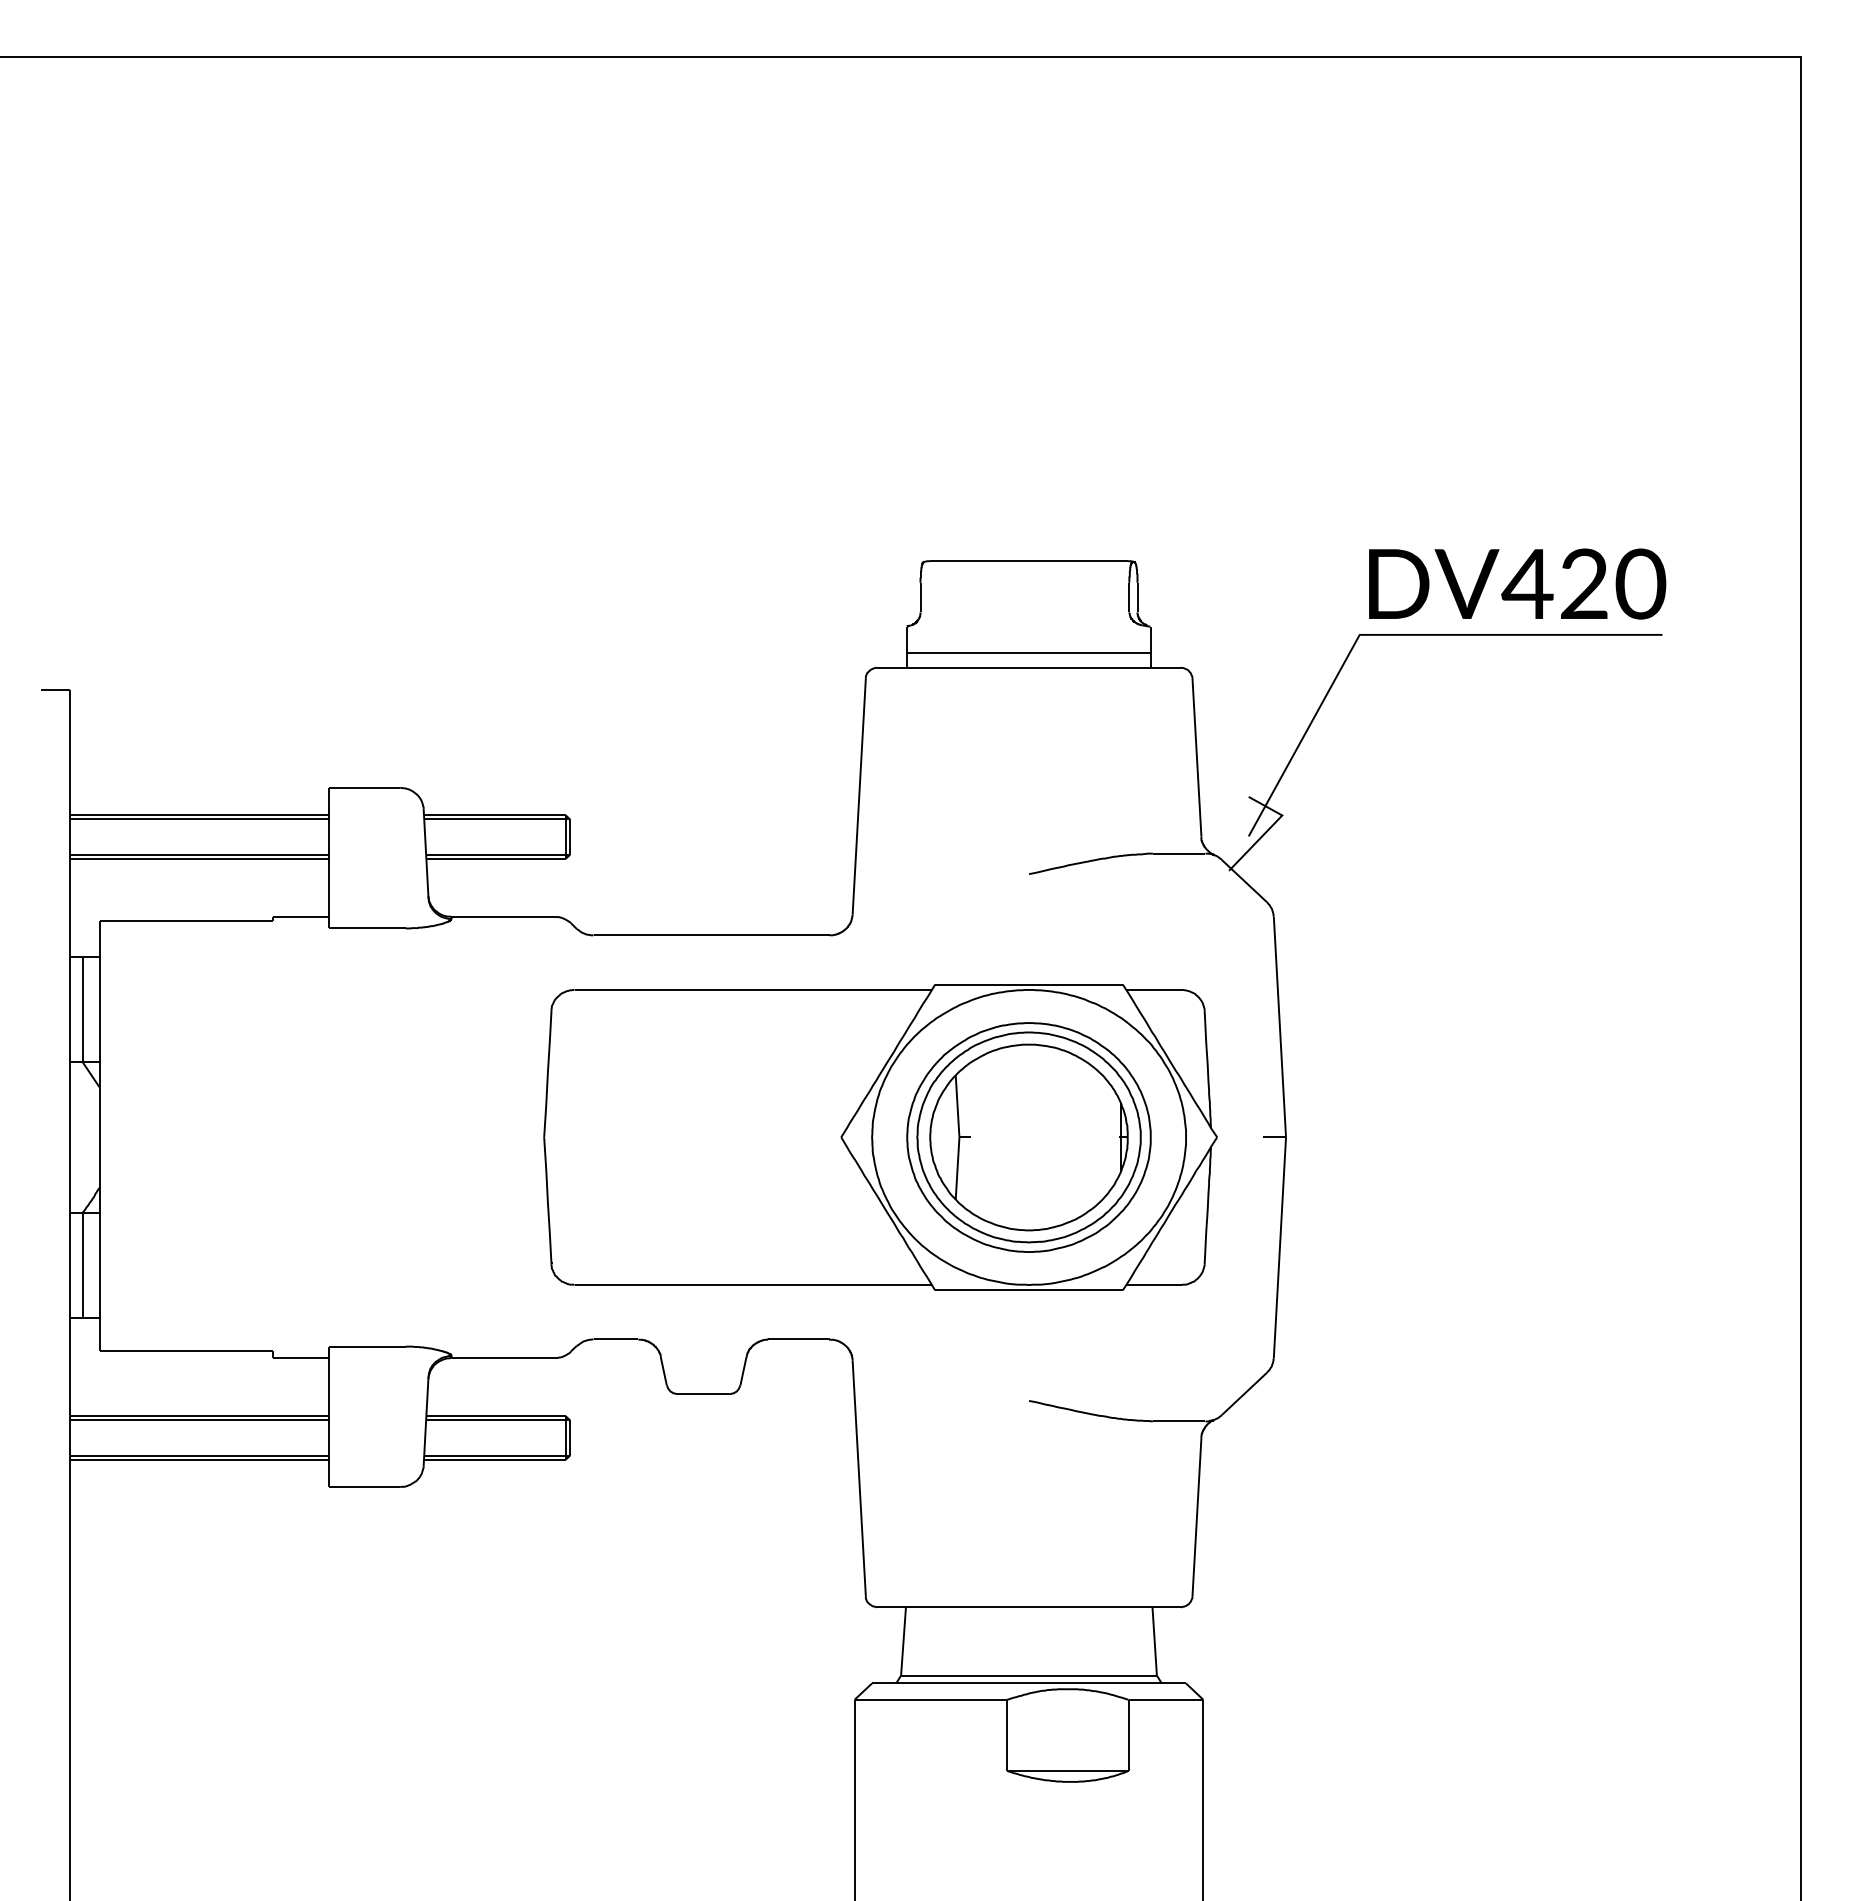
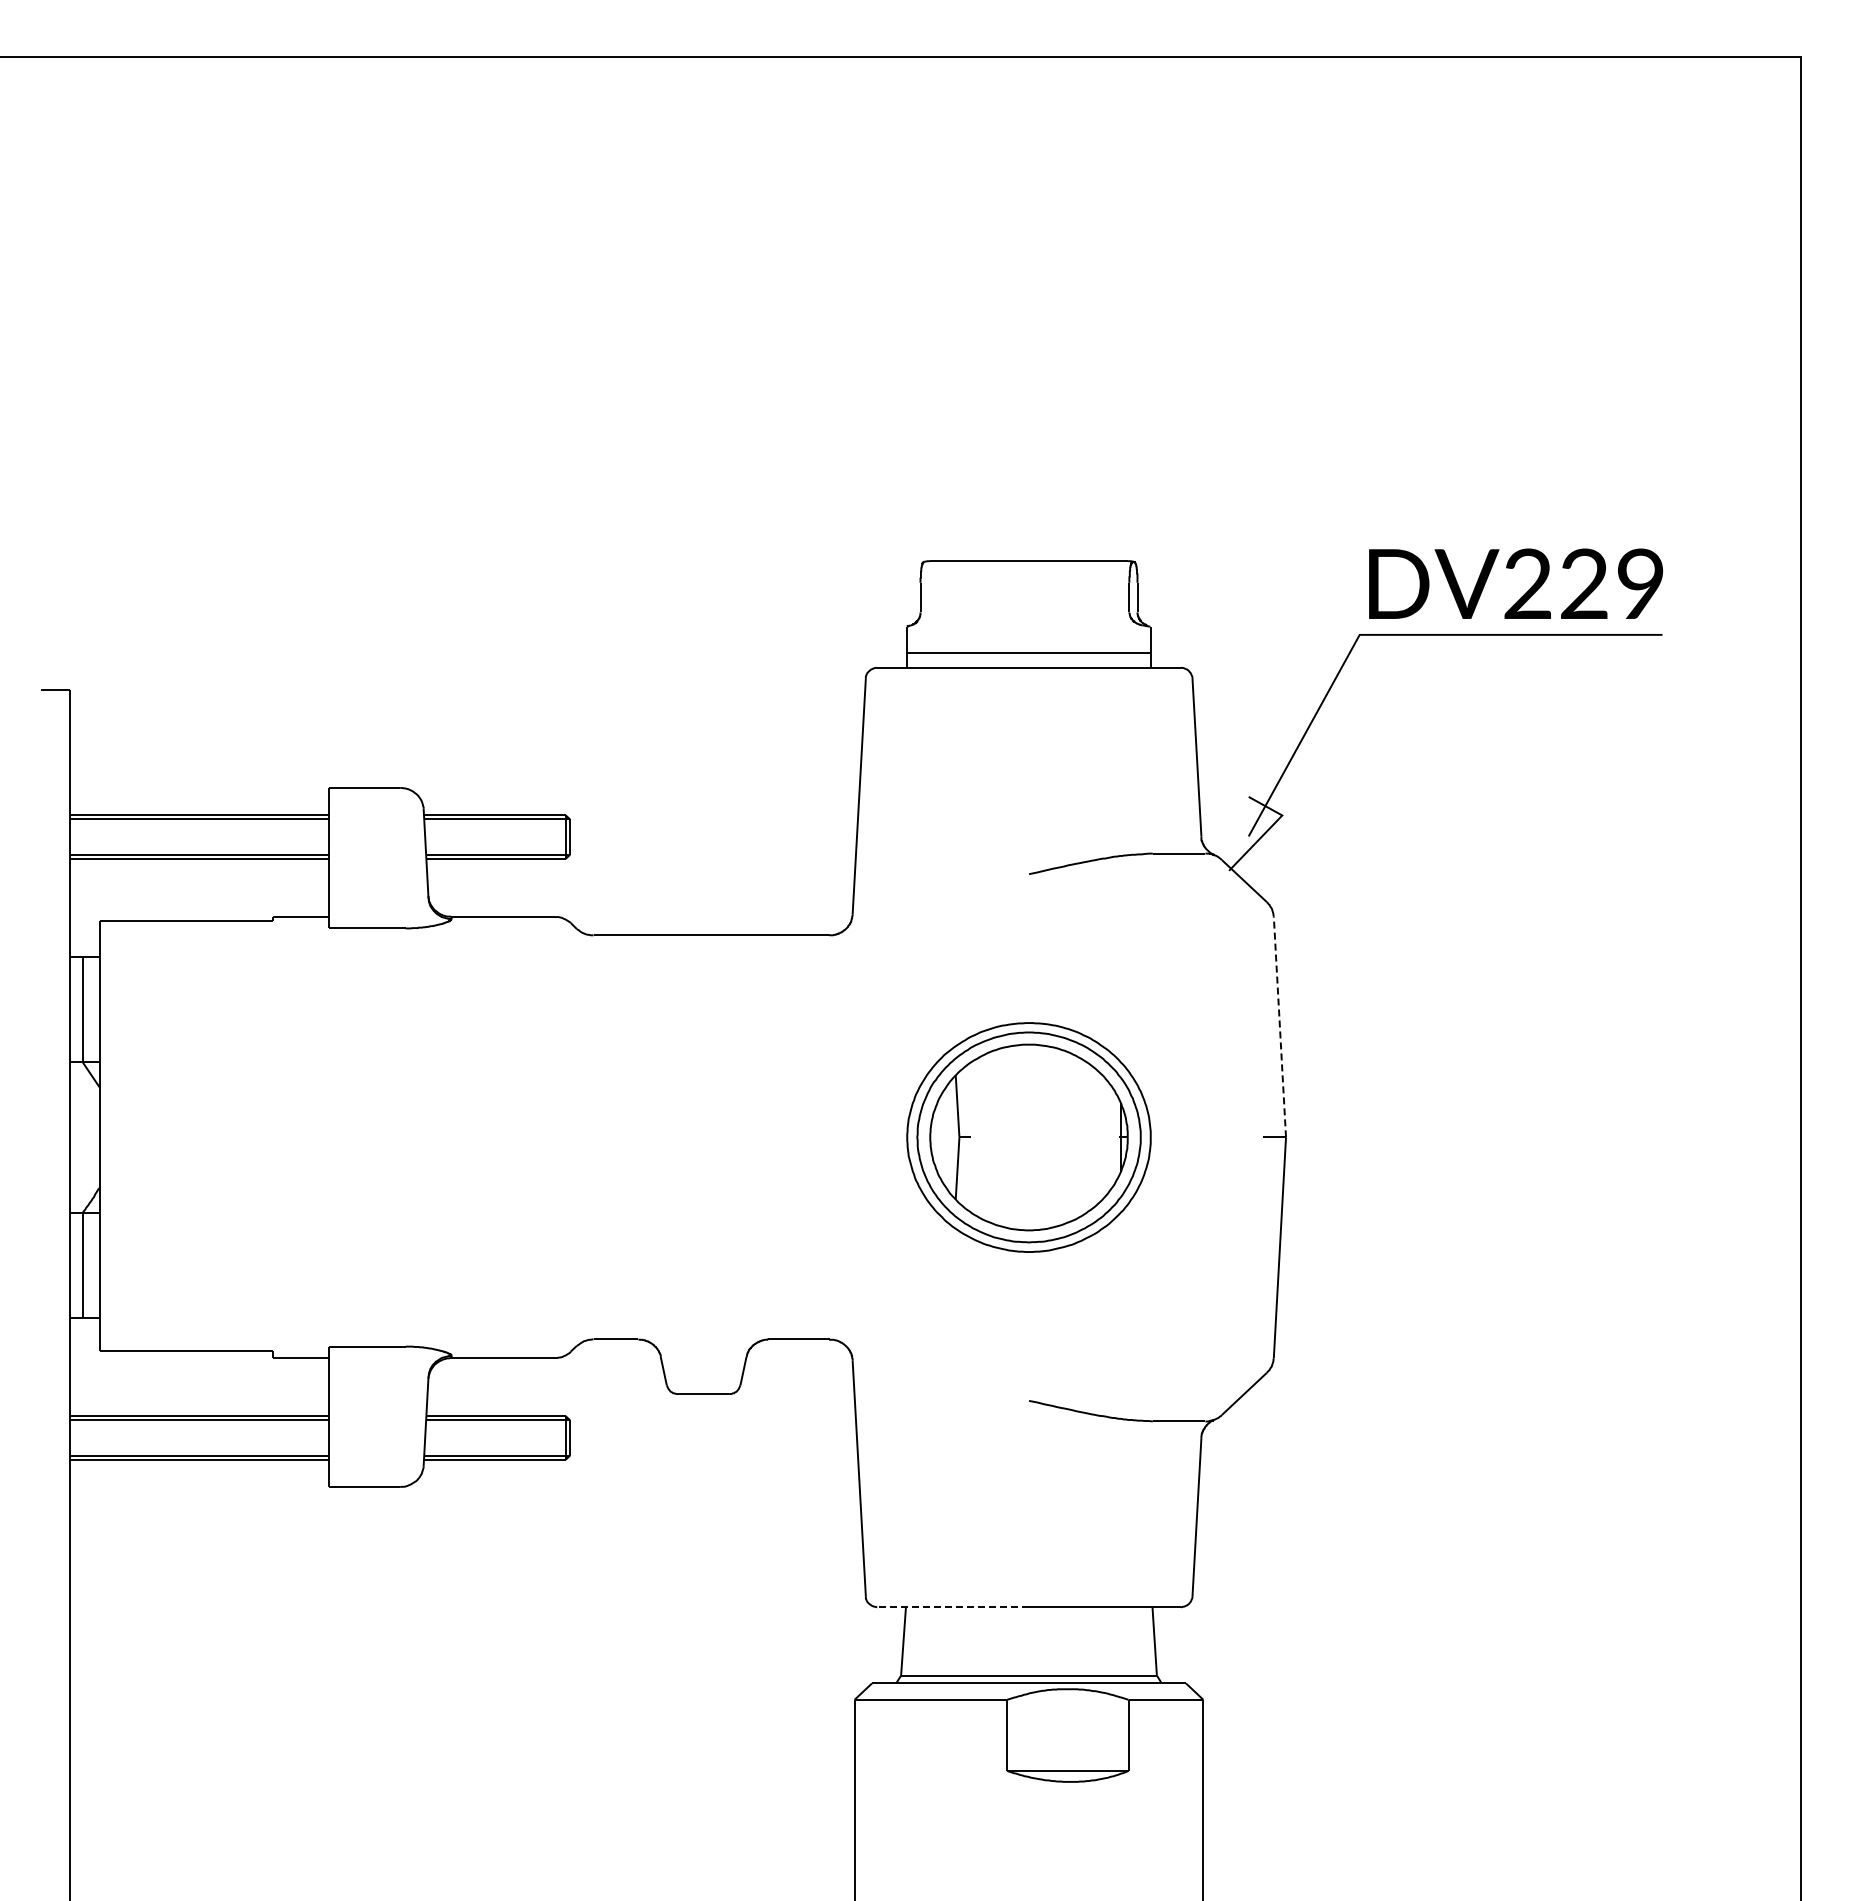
text: DV420 -> DV229 (1583, 583)
line: solid -> dashed (1279, 1026)
part: present -> none (880, 1137)
line: solid -> dashed (953, 1607)
